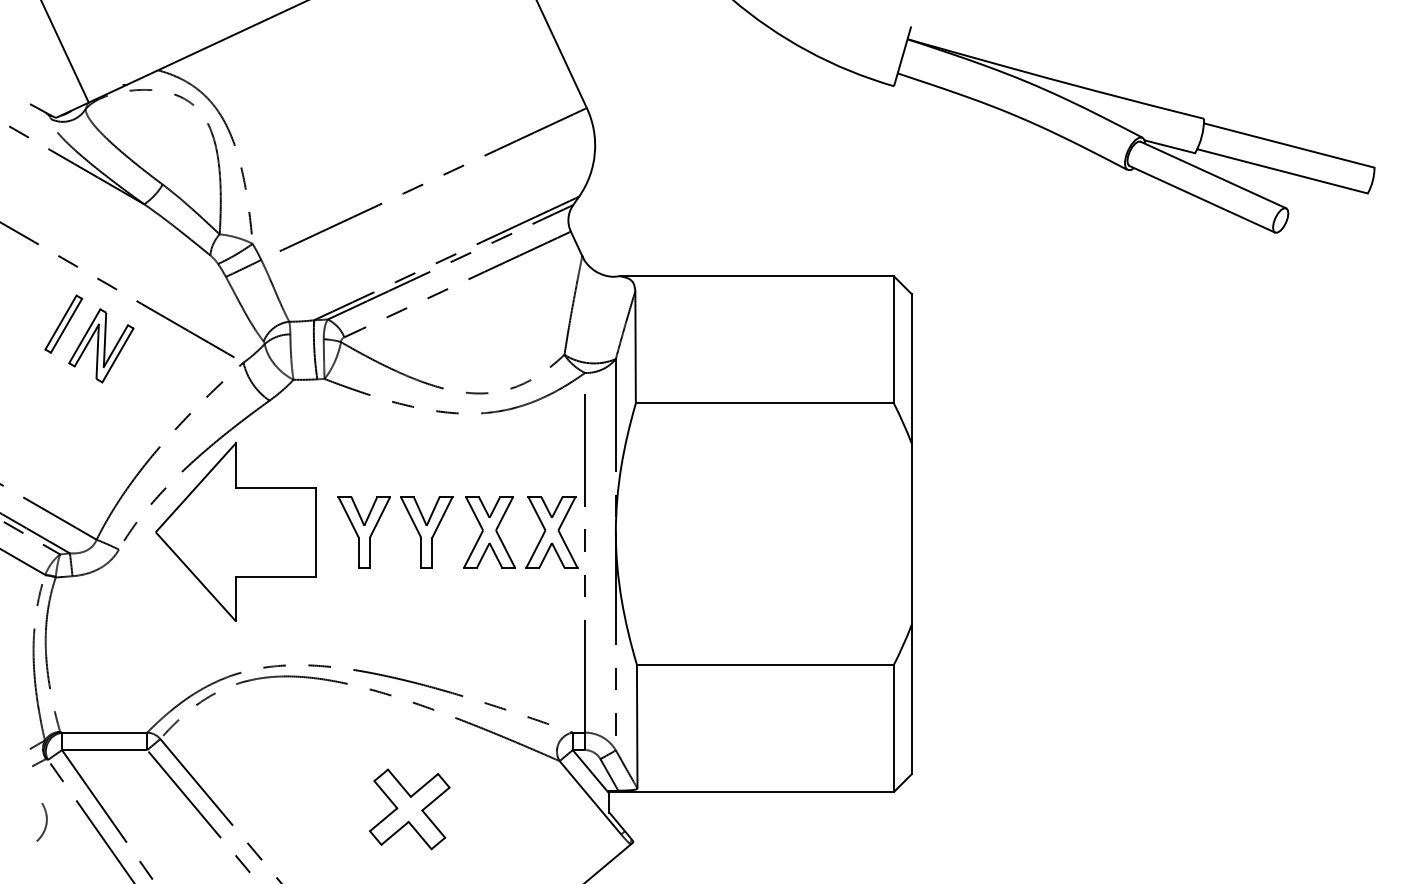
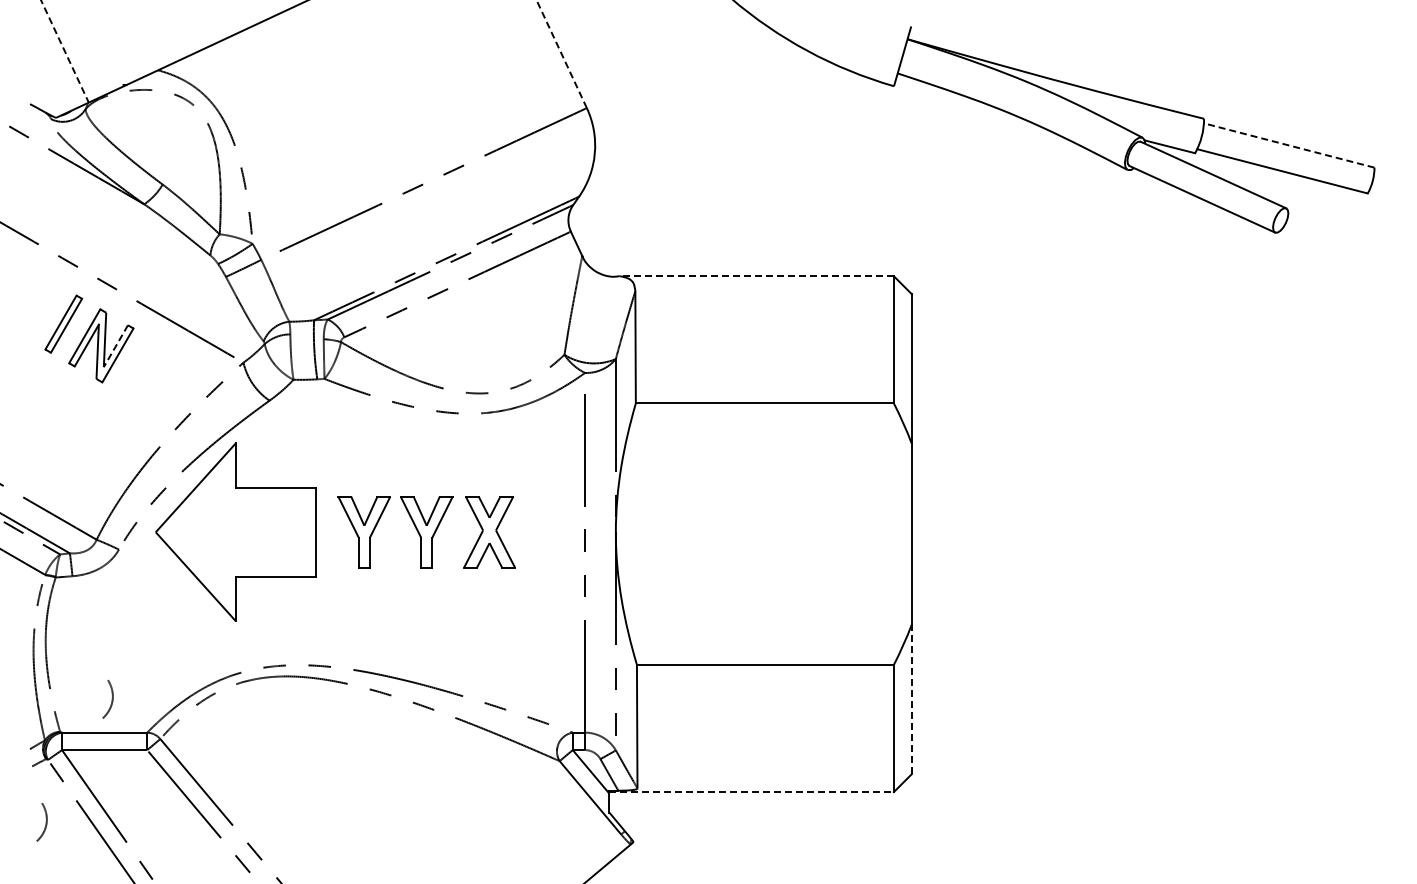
line: solid -> dashed (65, 51)
line: solid -> dashed (561, 53)
line: solid -> dashed (1288, 145)
line: solid -> dashed (756, 276)
line: solid -> dashed (115, 346)
part: present -> none (551, 532)
curve: none -> present (111, 698)
line: solid -> dashed (911, 699)
line: solid -> dashed (752, 792)
part: present -> none (409, 809)
